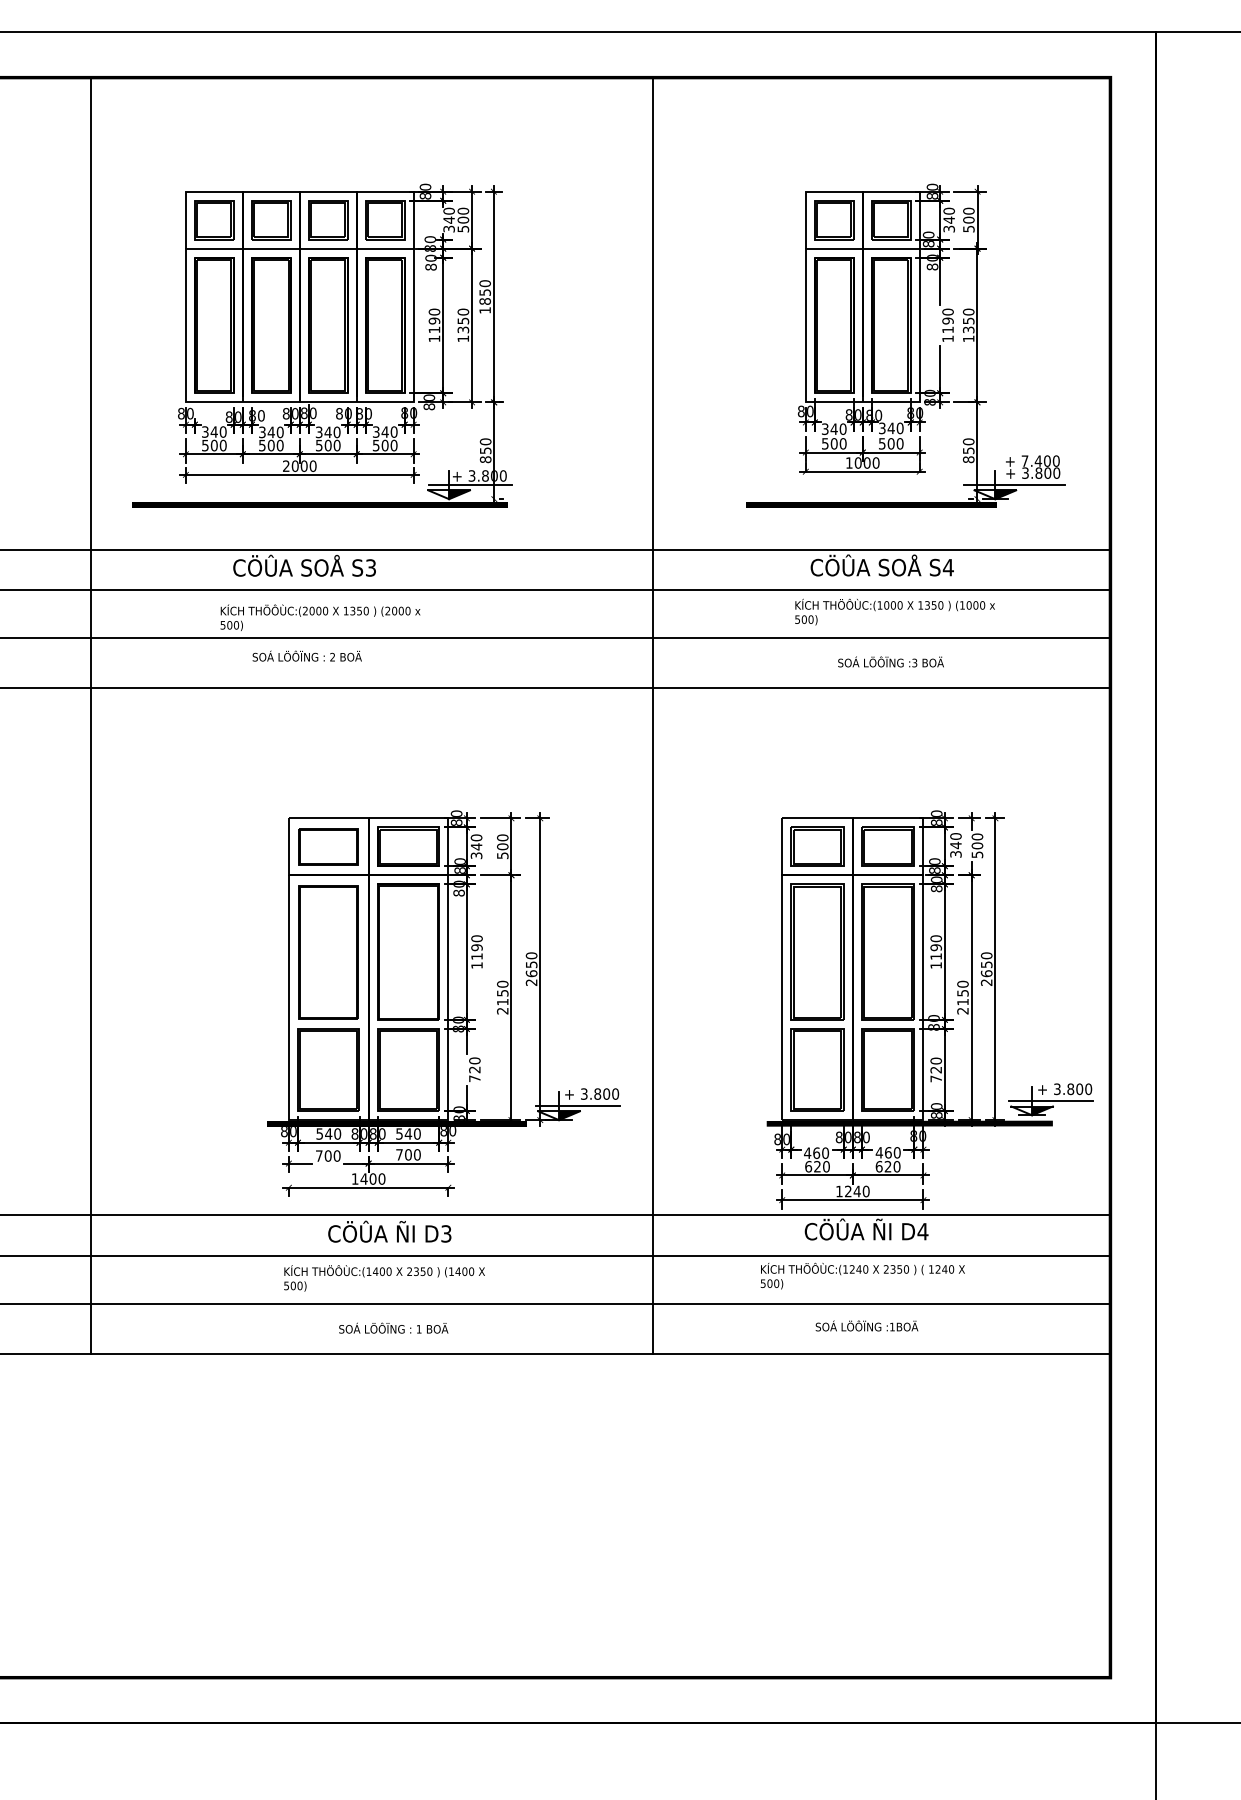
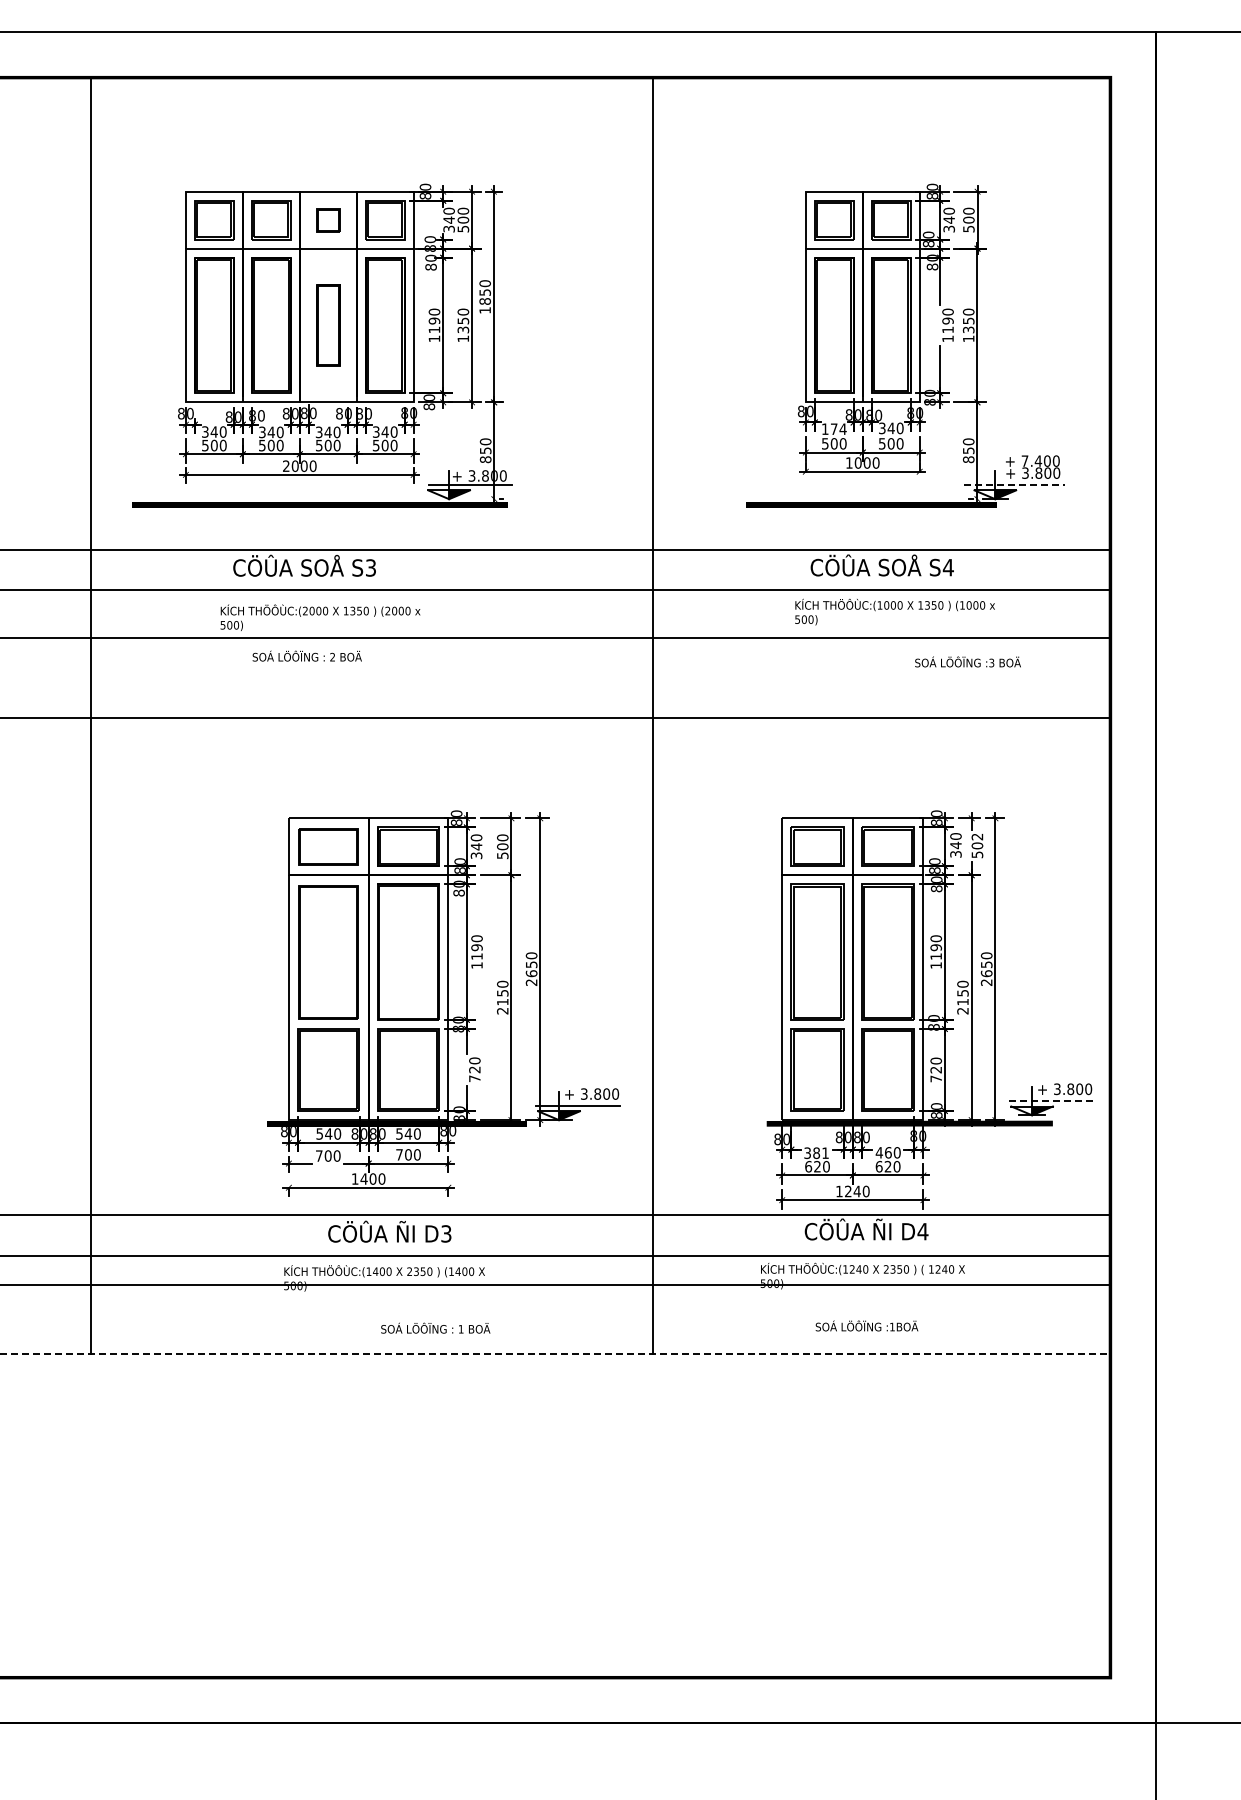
part size: 41x41 px -> 25x25 px (328, 220)
part size: 41x137 px -> 25x83 px (328, 325)
text: 340 -> 174 (834, 429)
line: solid -> dashed (1014, 484)
text position: (890, 661) -> (967, 661) (967, 661)
line position: (556, 688) -> (556, 718) (556, 718)
text: 500 -> 502 (977, 836)
line: solid -> dashed (1050, 1101)
text: 460 -> 381 (816, 1153)
line position: (556, 1303) -> (556, 1284) (556, 1284)
text position: (393, 1327) -> (435, 1327) (435, 1327)
line: solid -> dashed (556, 1354)
